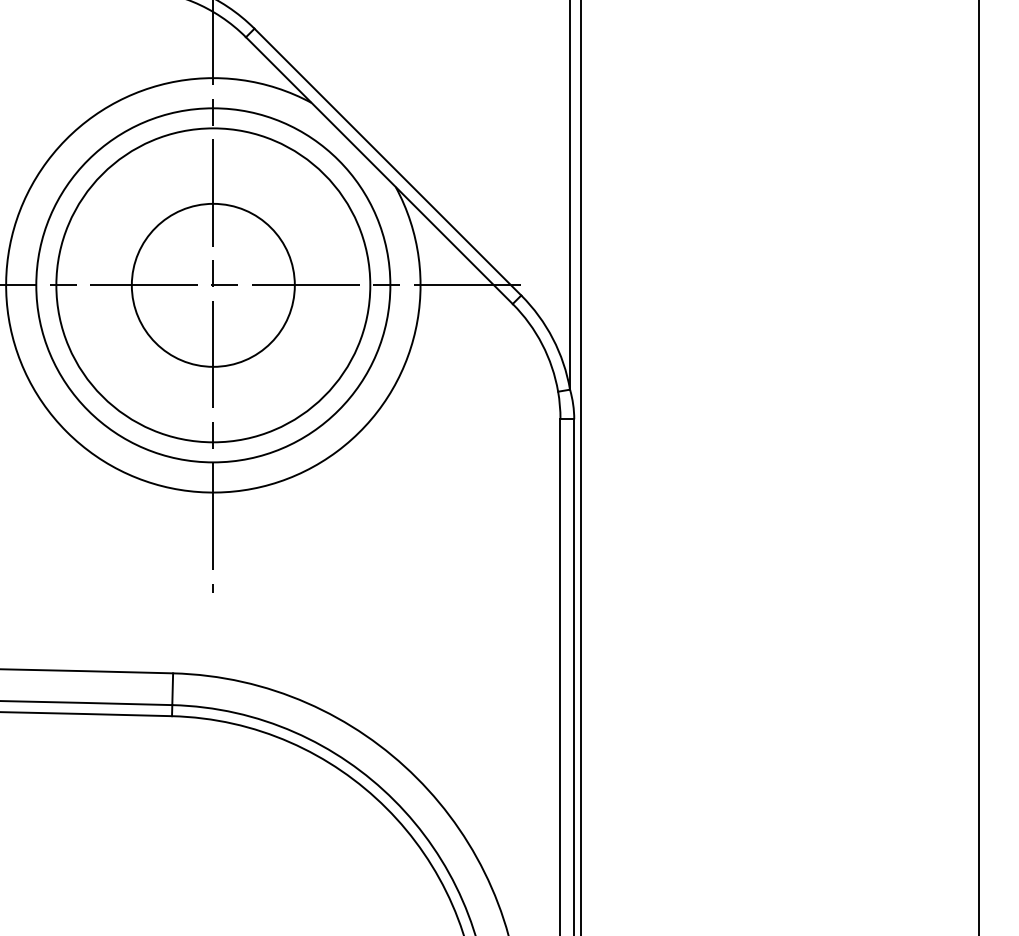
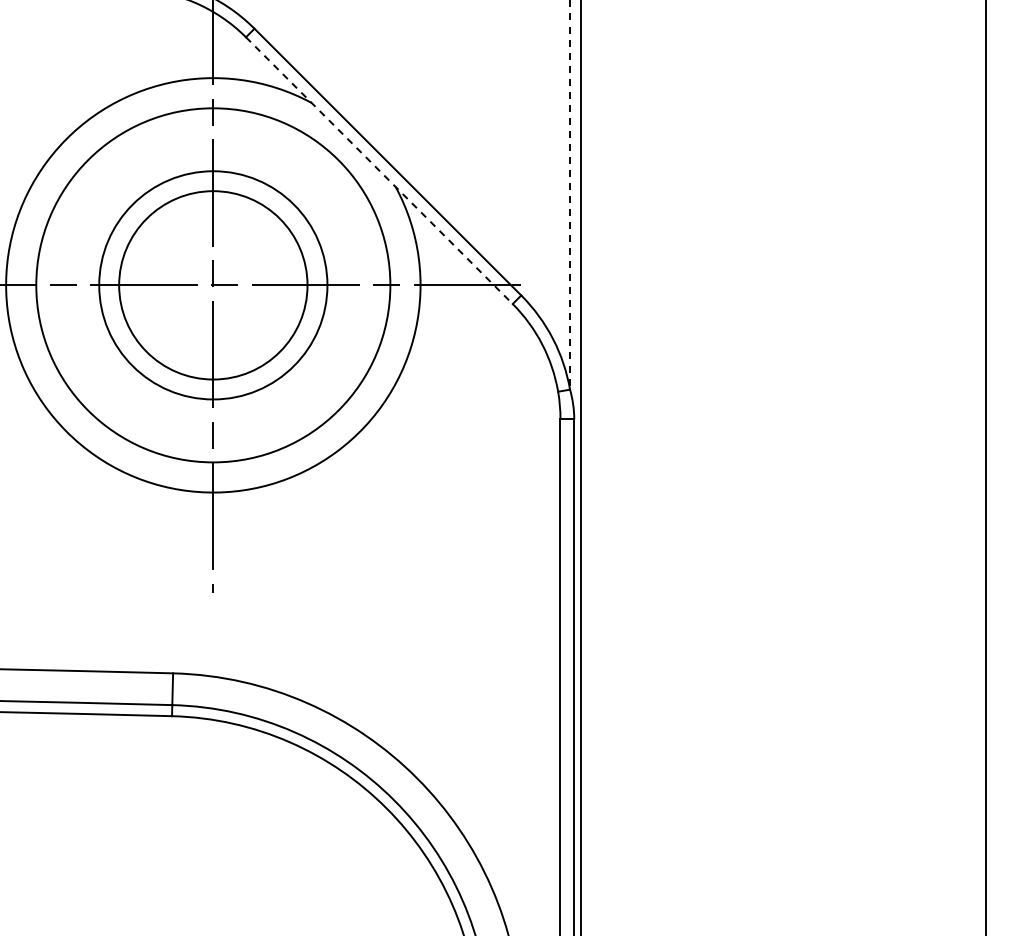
line: solid -> dashed (379, 170)
line: solid -> dashed (570, 195)
circle diameter: 163 px -> 228 px (213, 285)
circle diameter: 314 px -> 188 px (213, 285)
line position: (978, 467) -> (985, 467) (985, 467)
